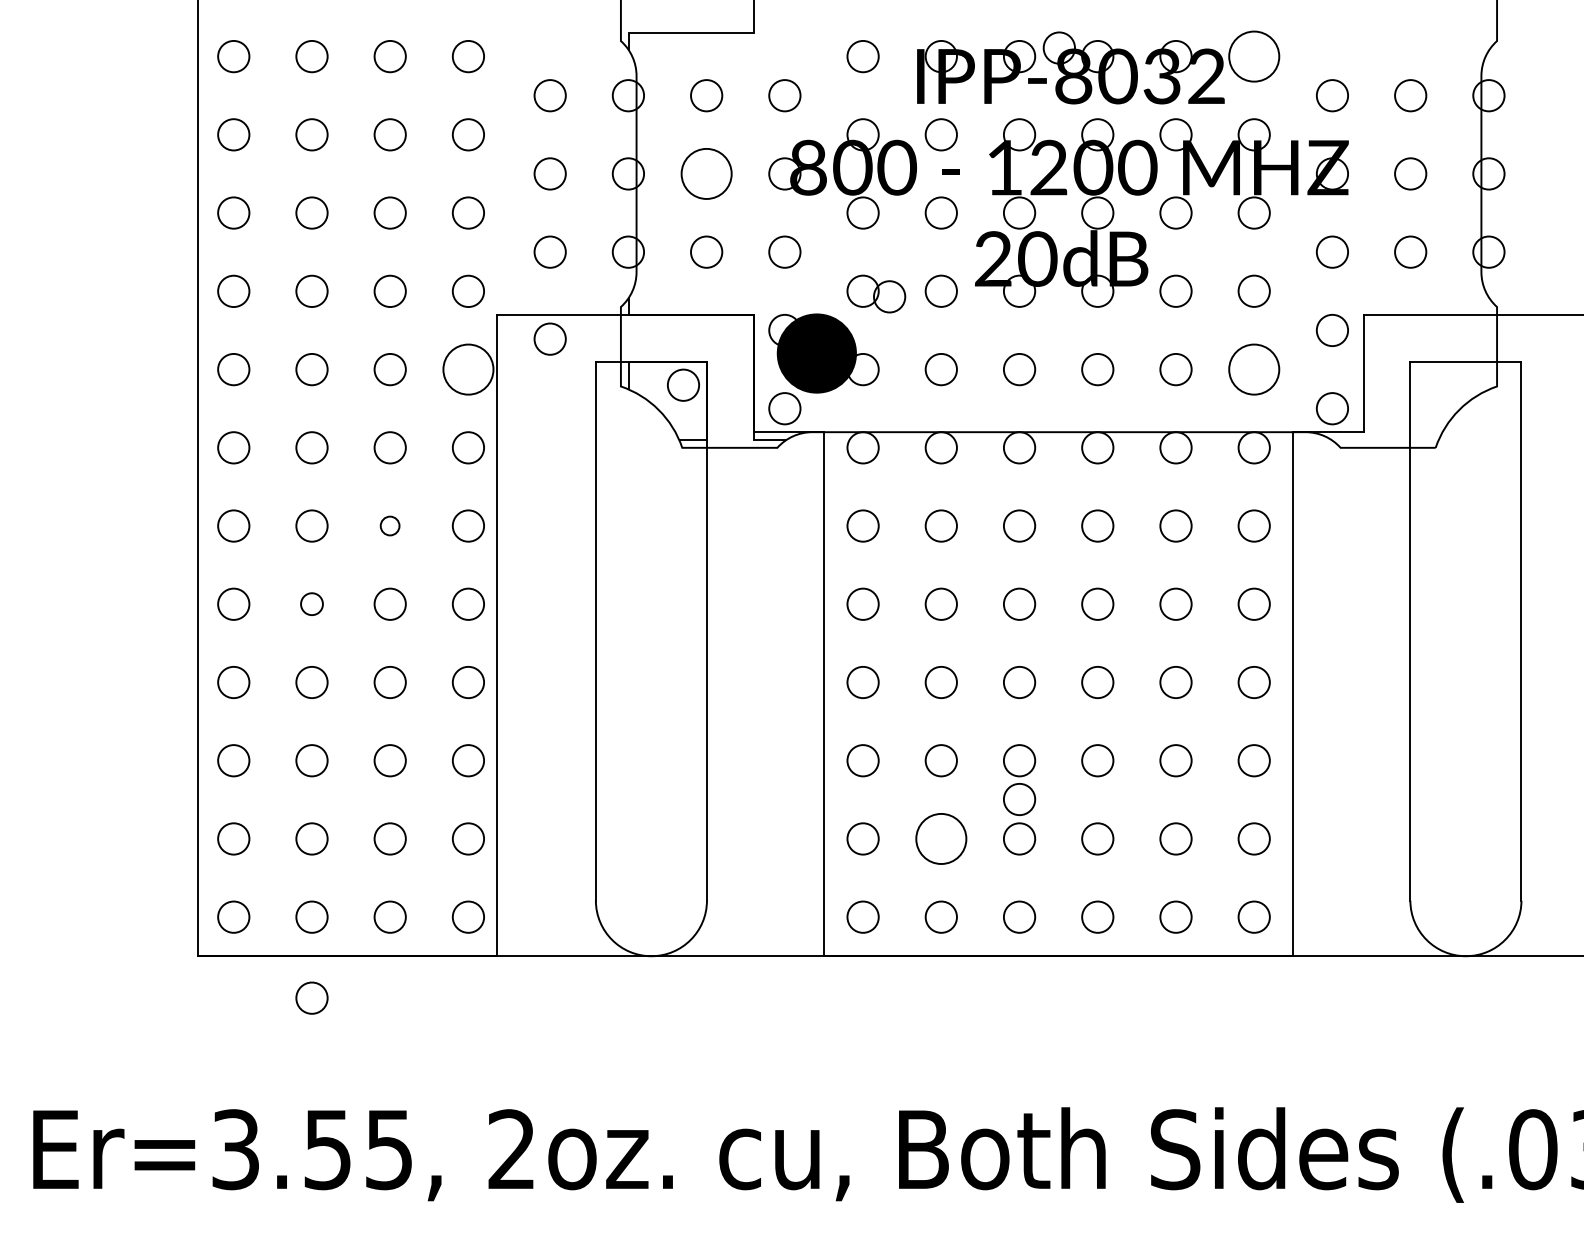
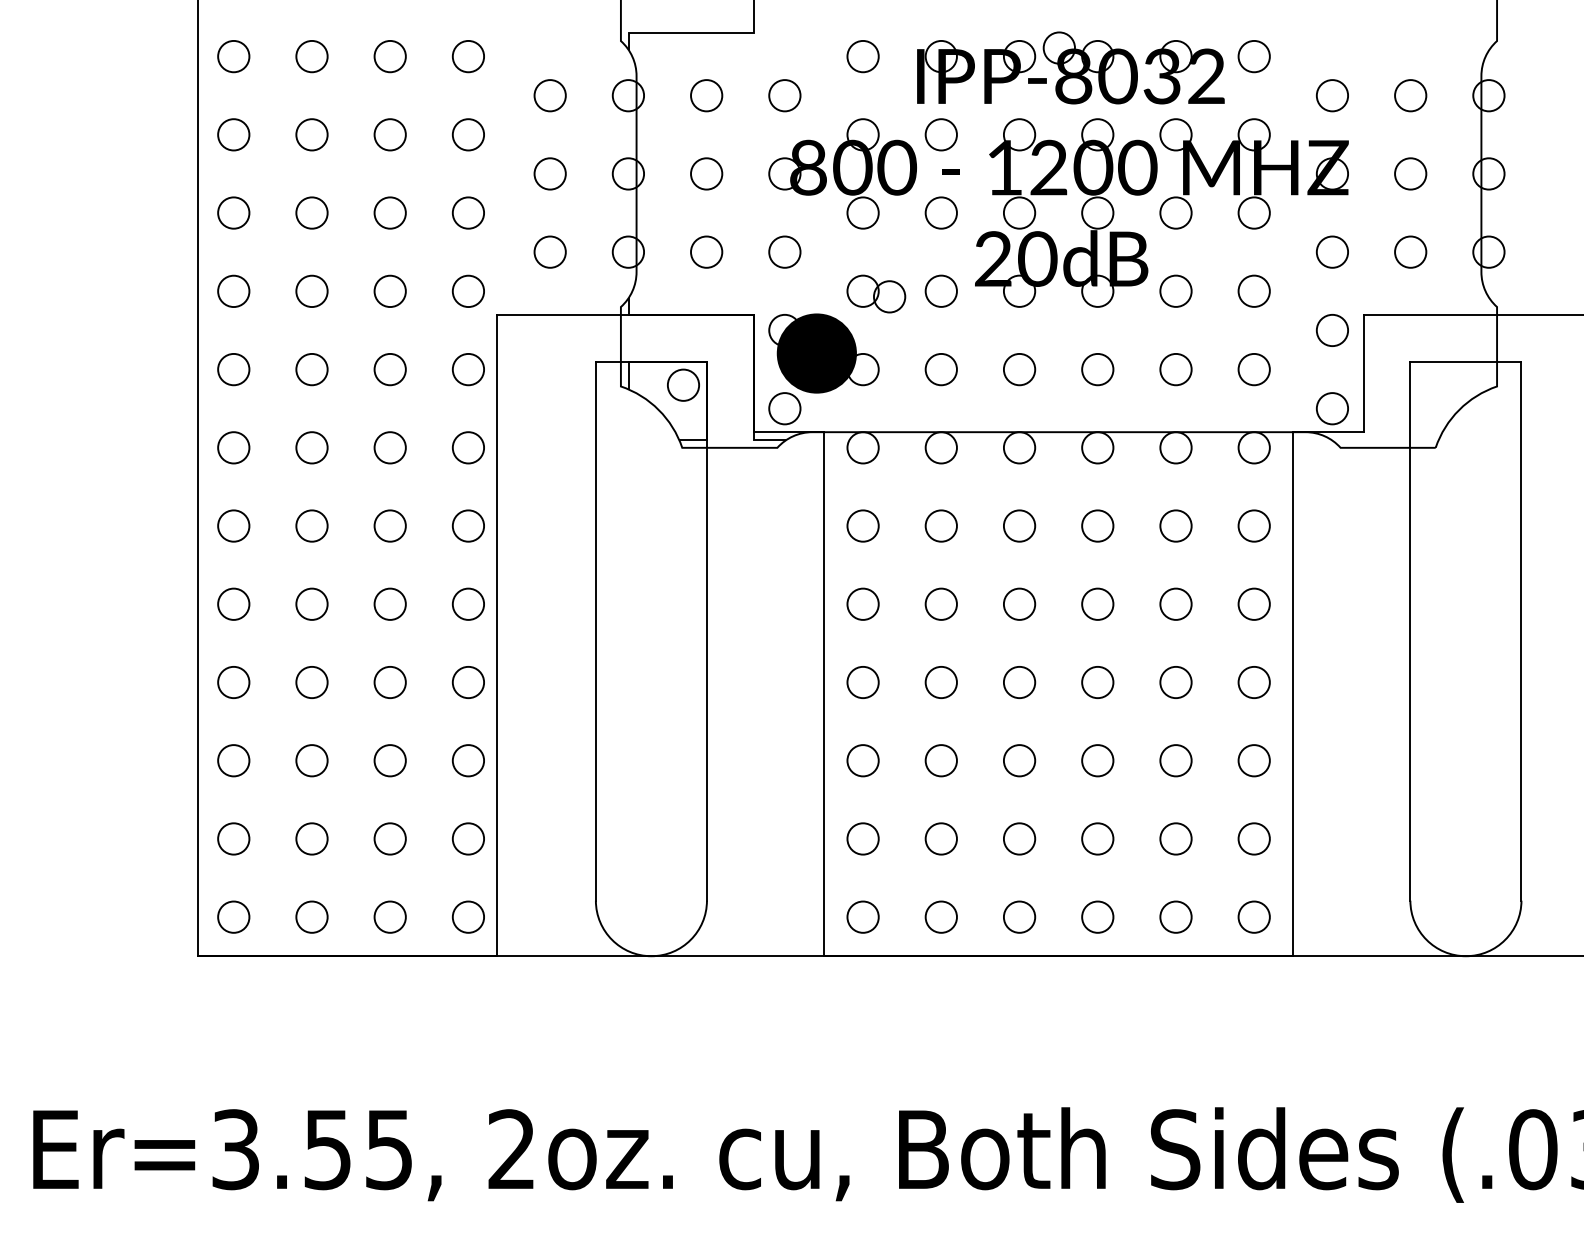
circle diameter: 50 px -> 31 px (1253, 56)
circle diameter: 50 px -> 31 px (706, 173)
circle: present -> none (549, 338)
circle diameter: 50 px -> 31 px (468, 369)
circle diameter: 50 px -> 31 px (1253, 369)
circle size: 22x22 px -> 34x34 px (389, 525)
circle size: 24x24 px -> 34x34 px (311, 603)
circle: present -> none (1019, 799)
circle diameter: 50 px -> 31 px (940, 838)
circle: present -> none (311, 997)
